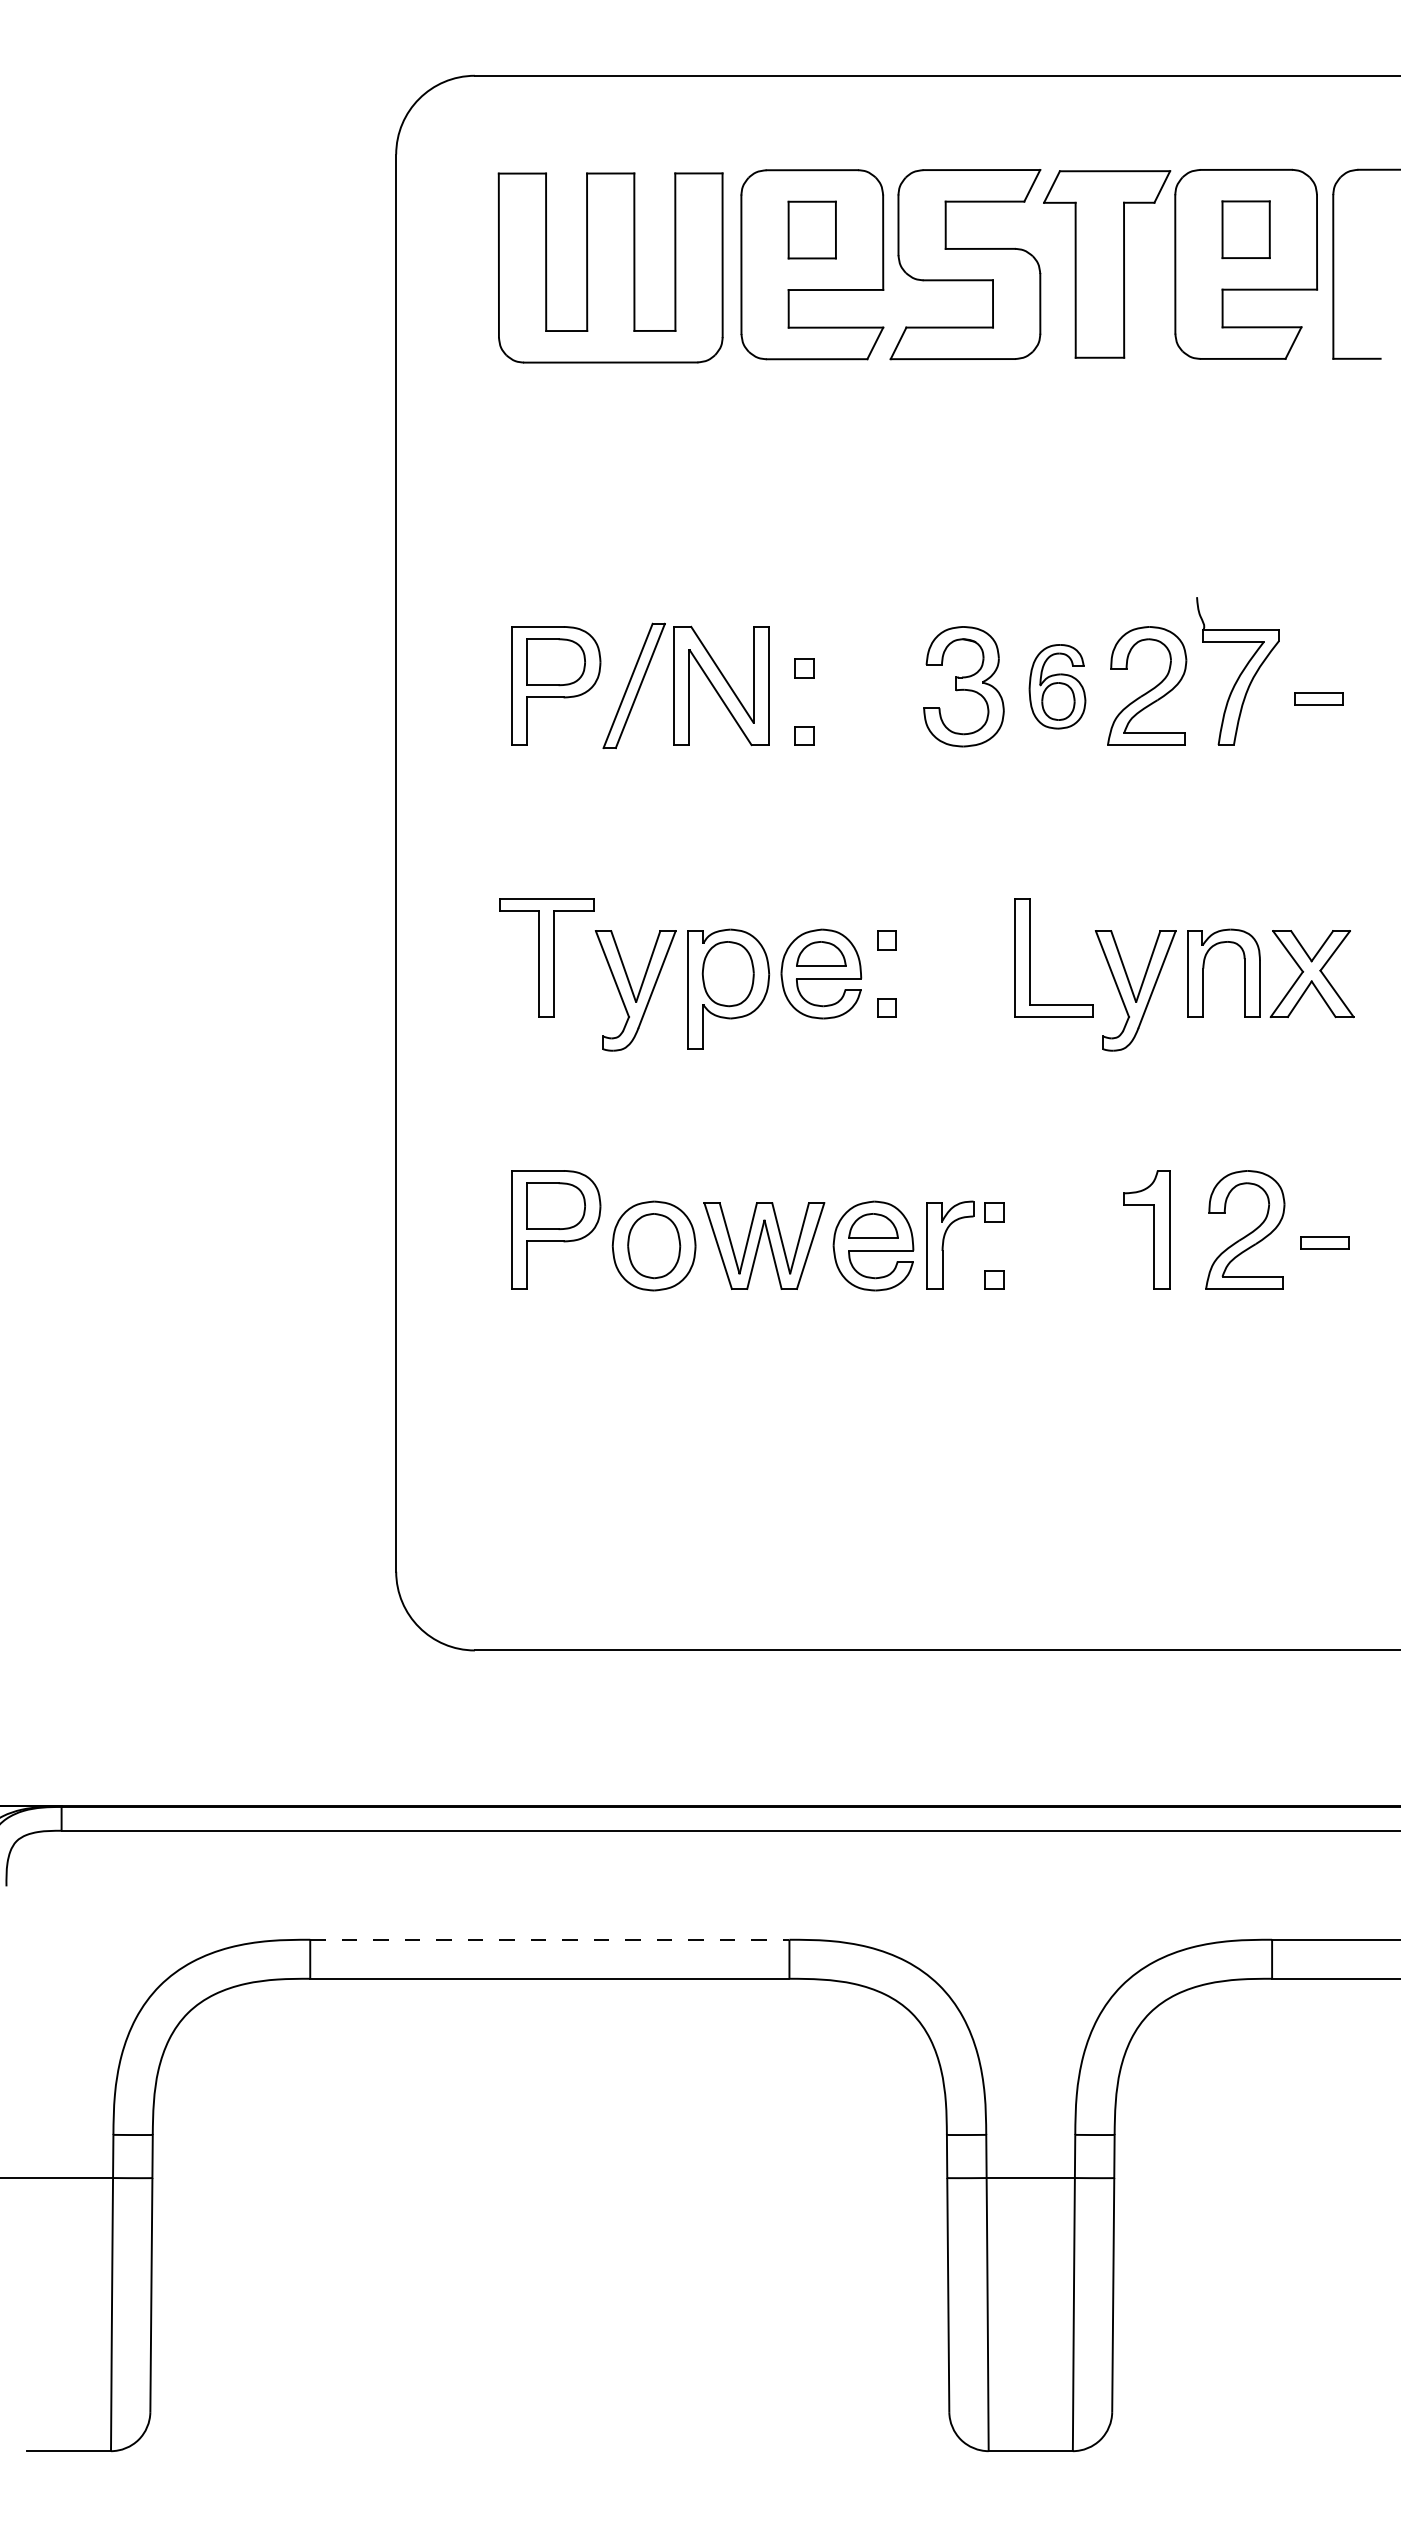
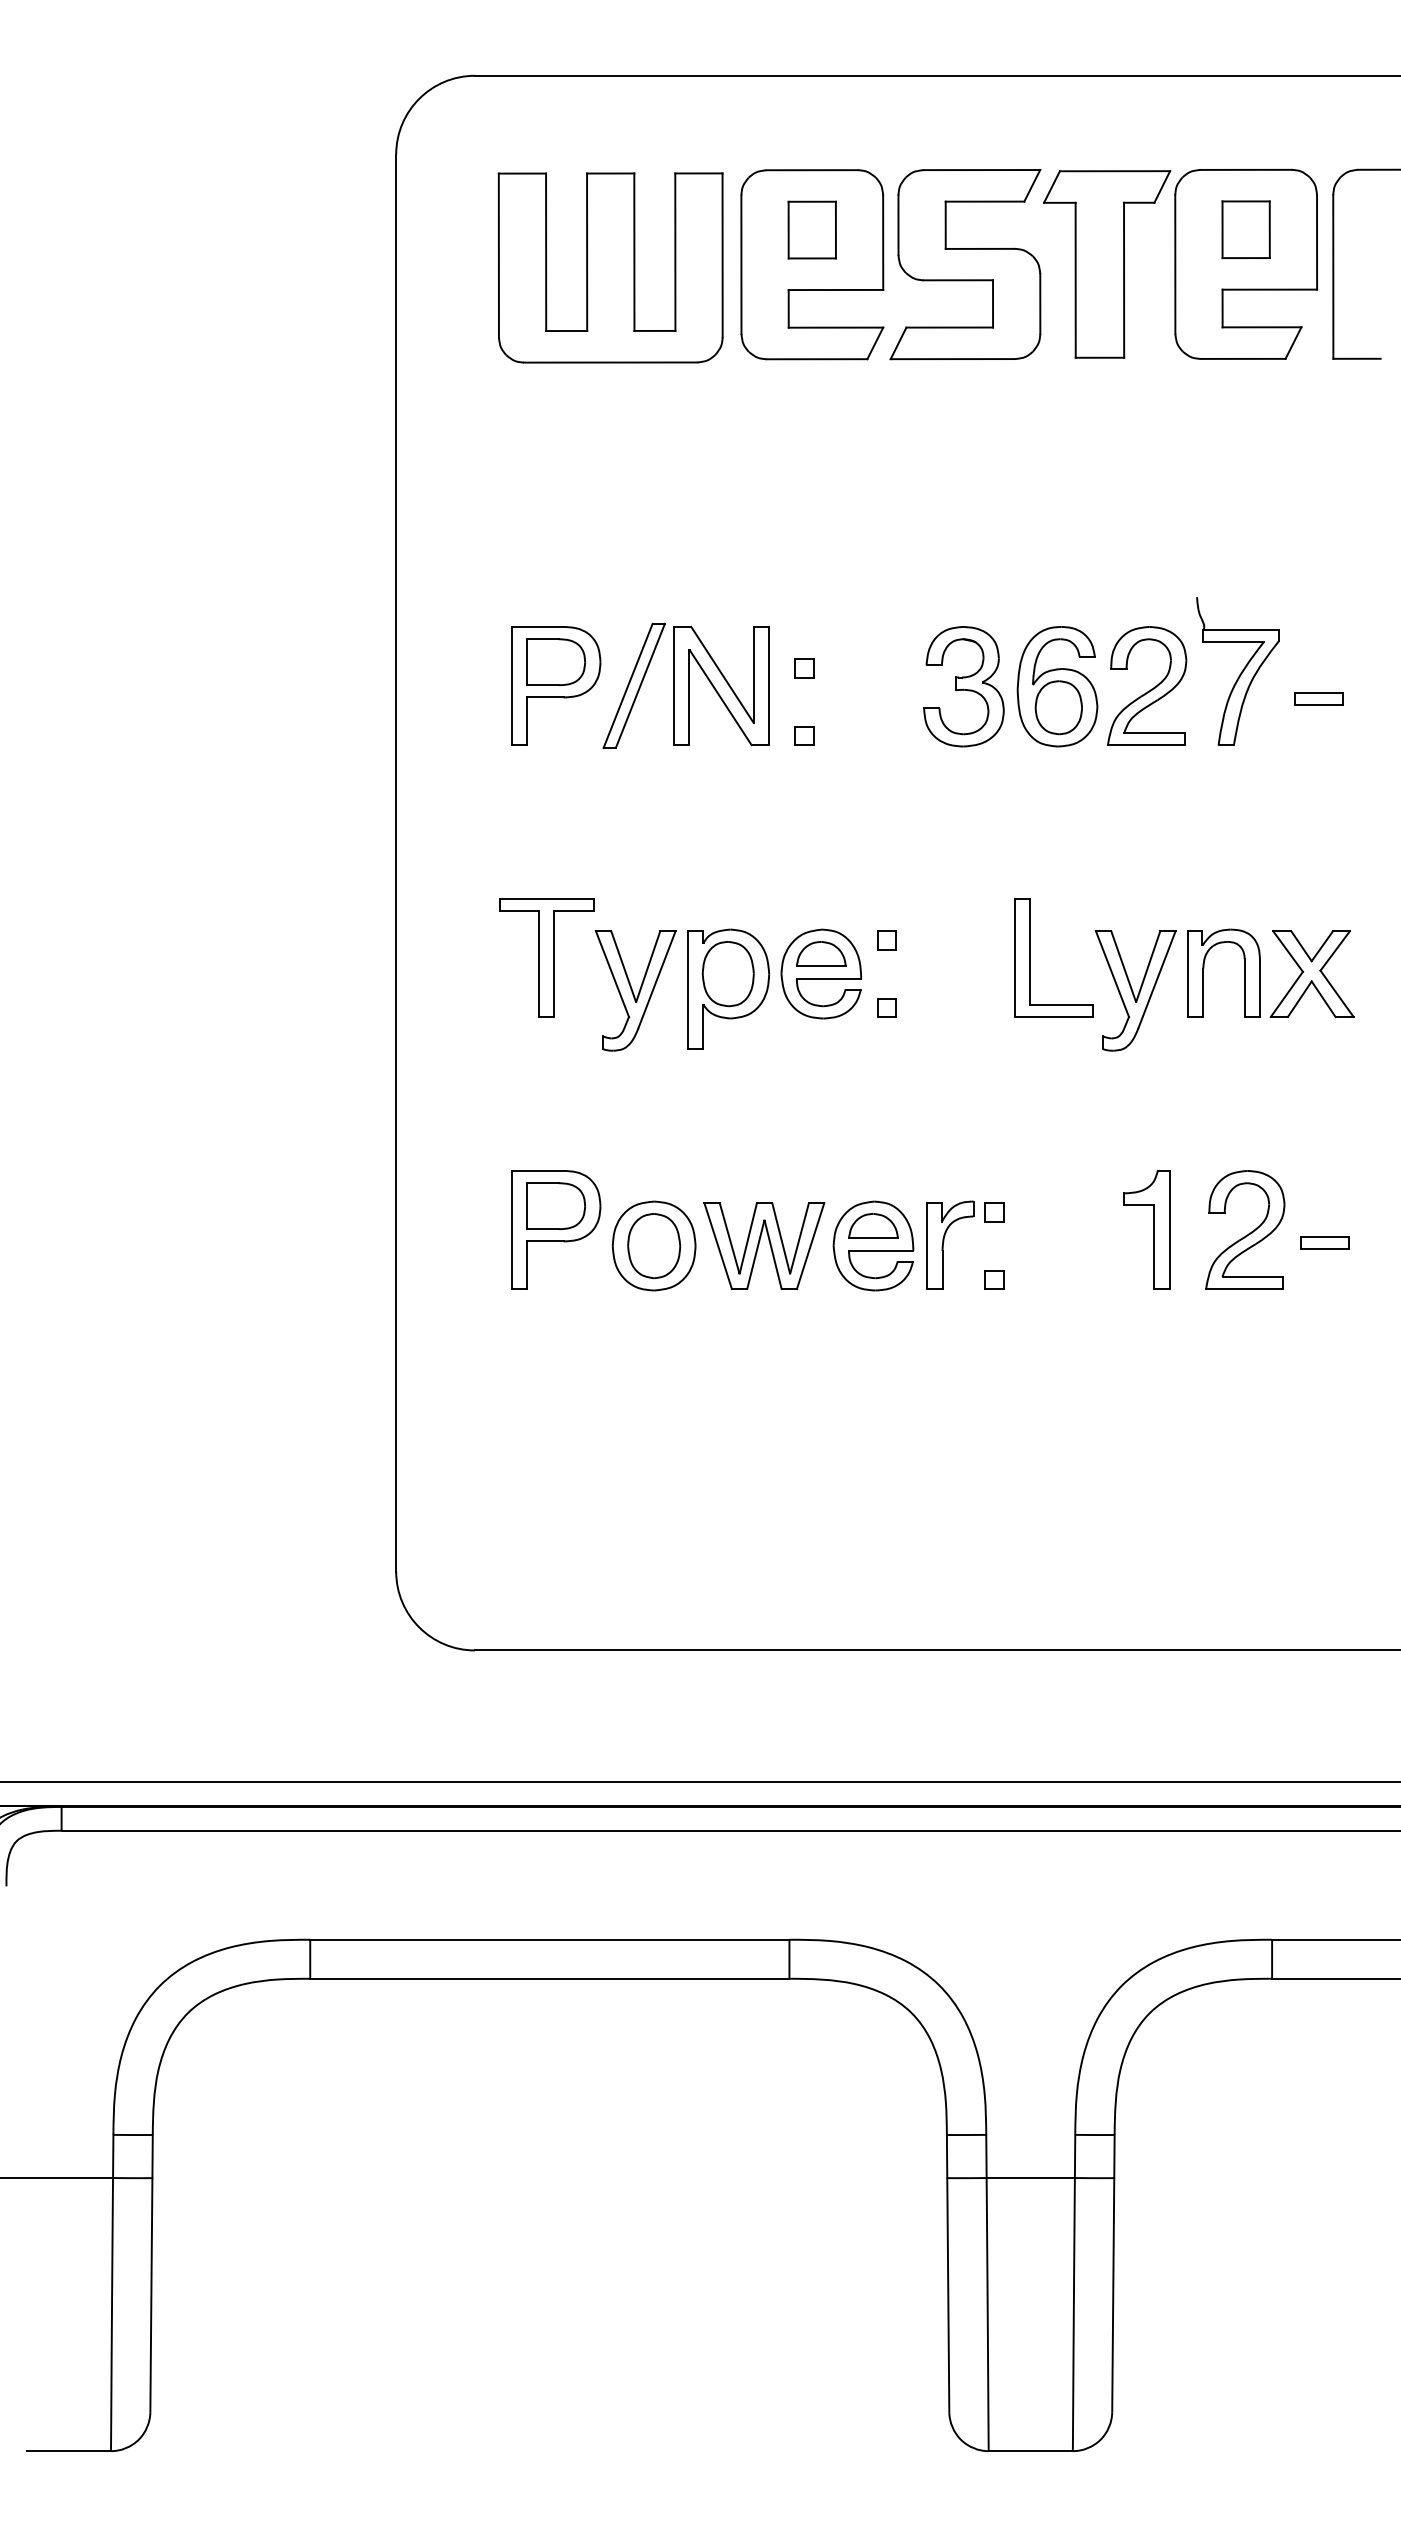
part size: 59x86 px -> 83x122 px (1057, 686)
line: none -> present (699, 1781)
line: dashed -> solid (549, 1939)
